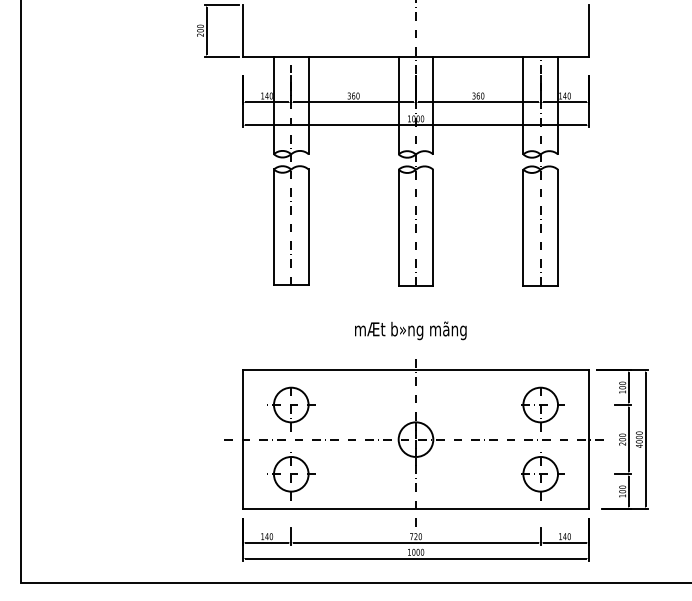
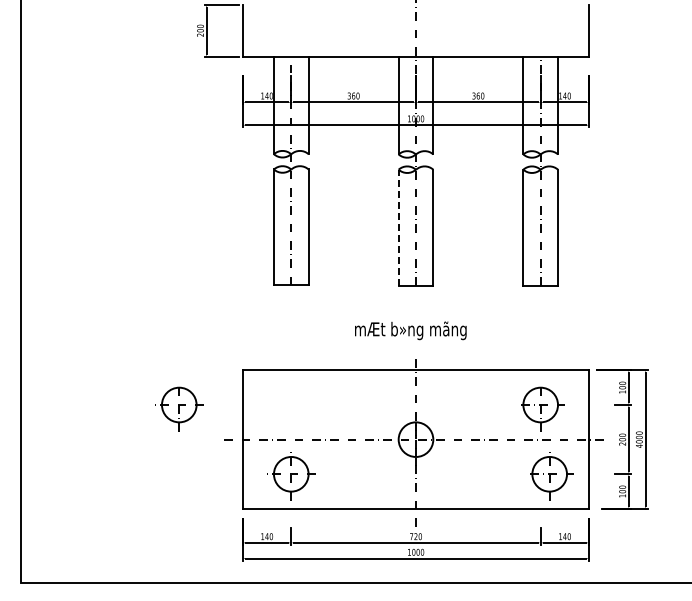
line: solid -> dashed (398, 227)
part position: (291, 408) -> (179, 408) (179, 408)
part position: (542, 476) -> (551, 476) (551, 476)
